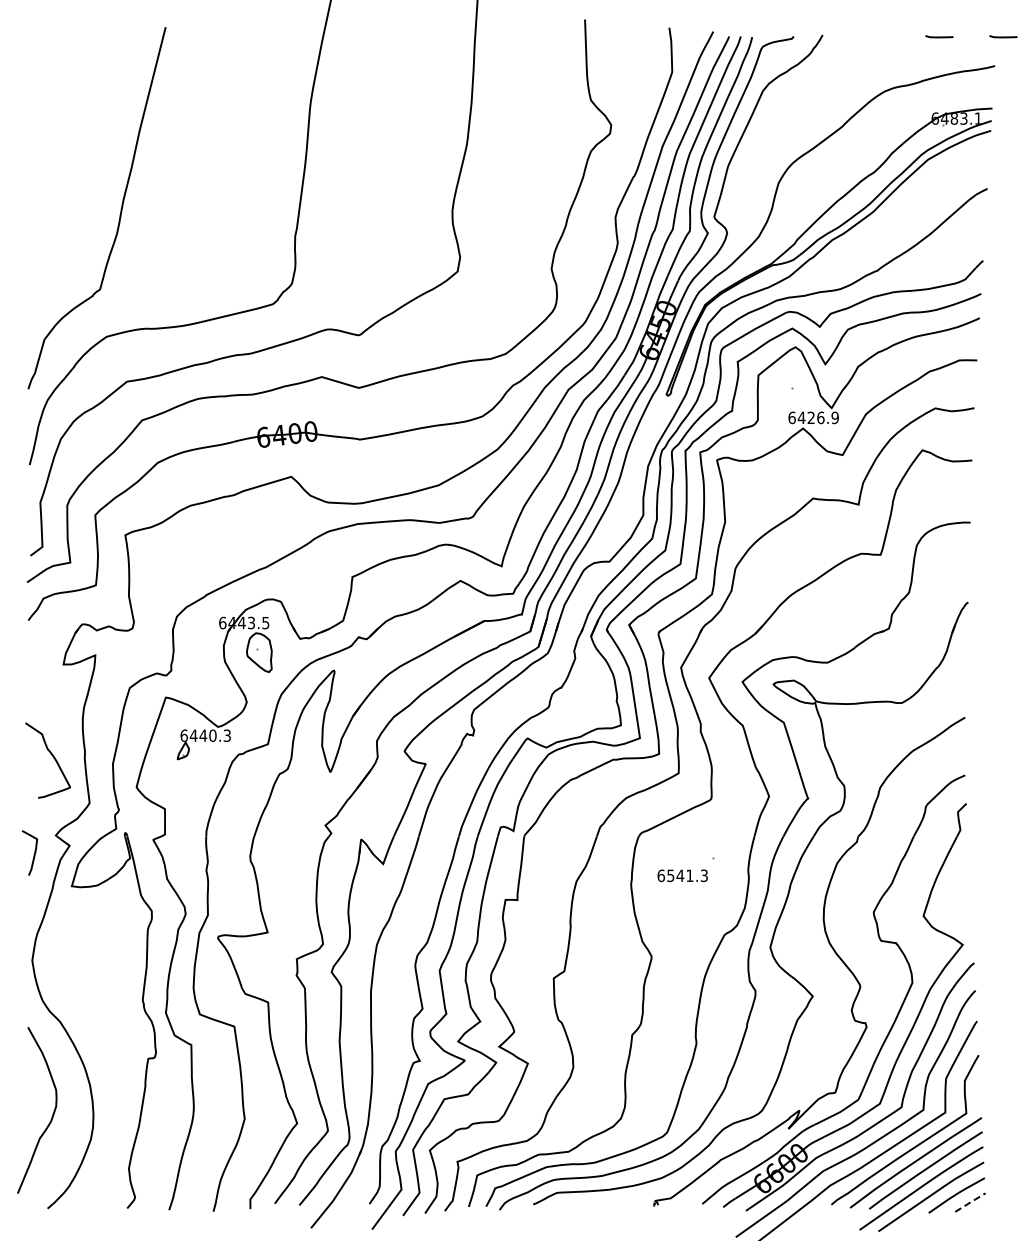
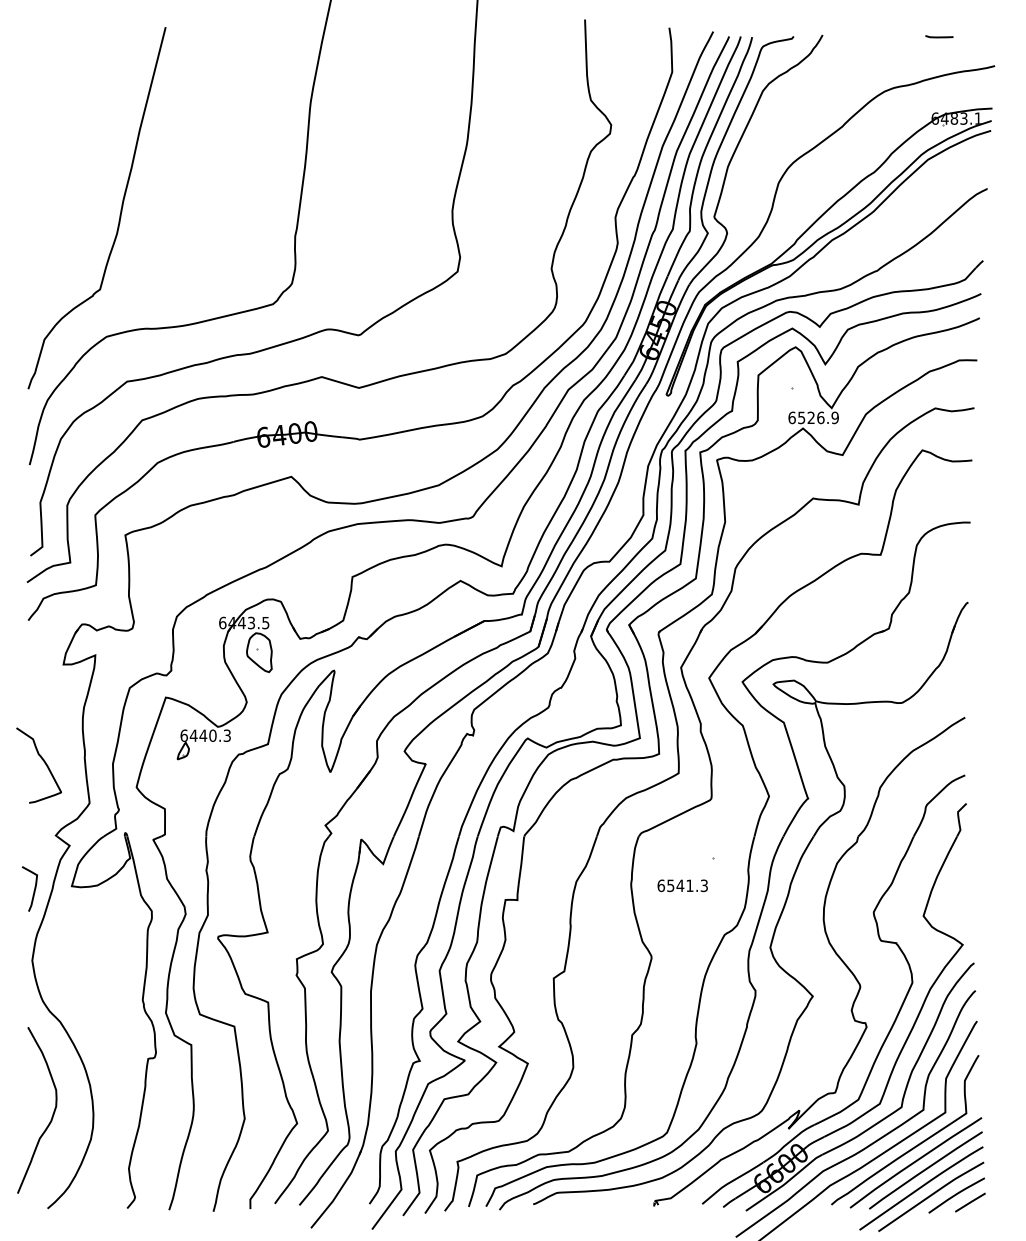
line: present -> none (1003, 36)
text: 6426.9 -> 6526.9 (801, 417)
curve position: (53, 758) -> (44, 763) (44, 763)
curve position: (33, 854) -> (33, 890) (33, 890)
text position: (682, 875) -> (682, 885) (682, 885)
line: dashed -> solid (971, 1202)
